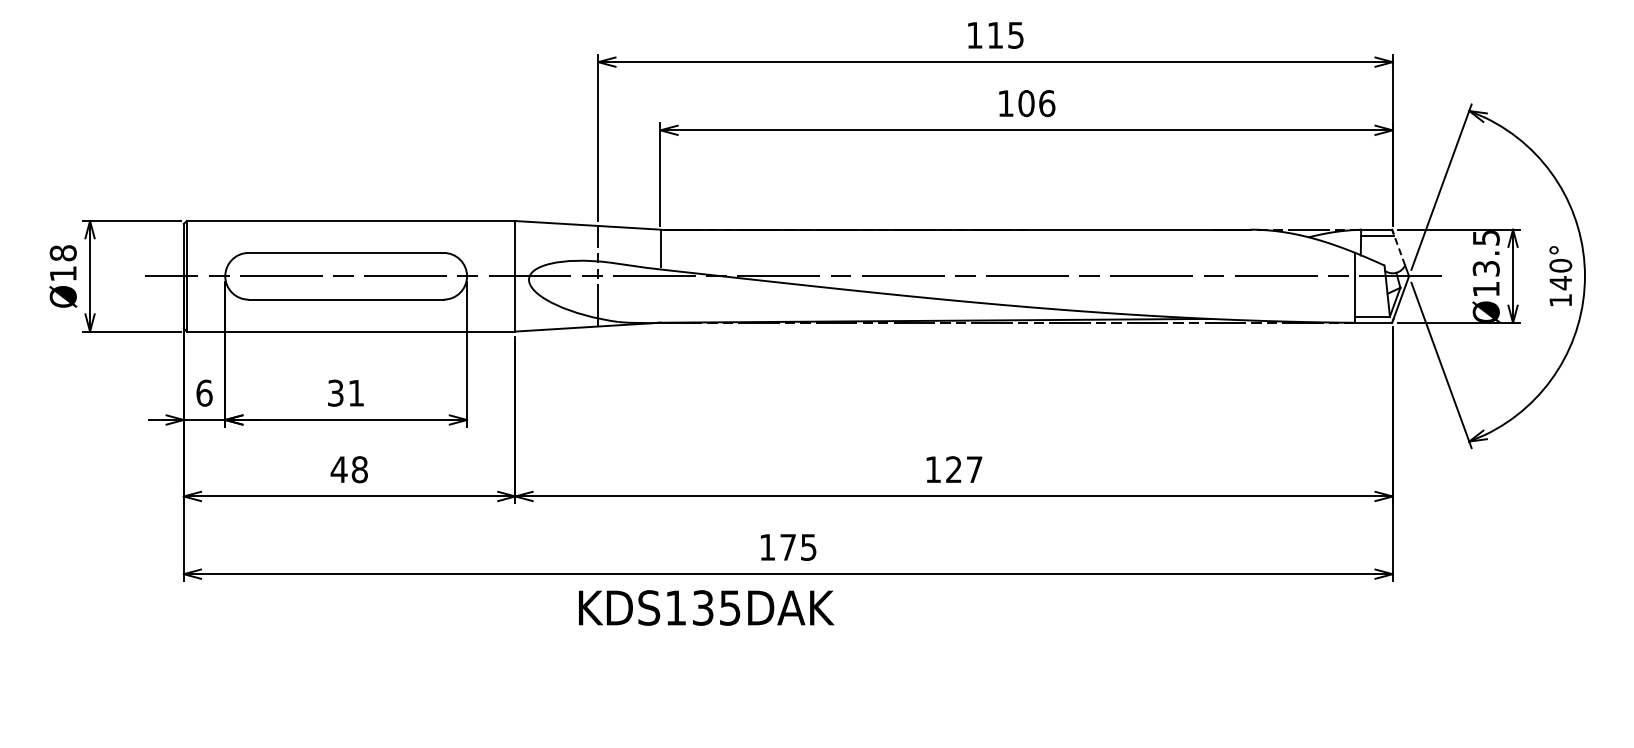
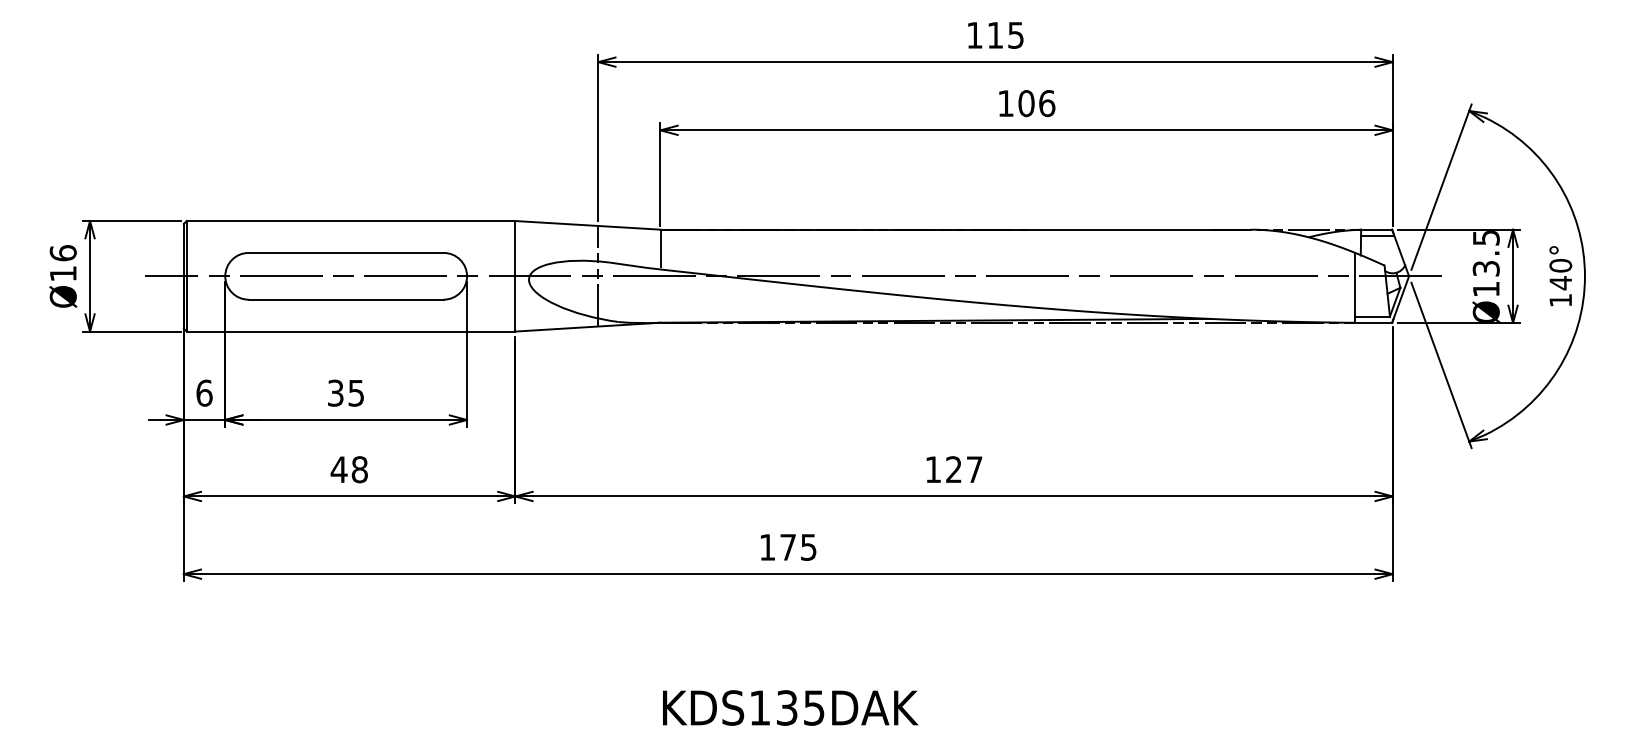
line: dashed -> solid (1398, 247)
text: Ø18 -> Ø16 (62, 253)
text: 31 -> 35 (355, 393)
text position: (706, 607) -> (790, 707) (790, 707)
